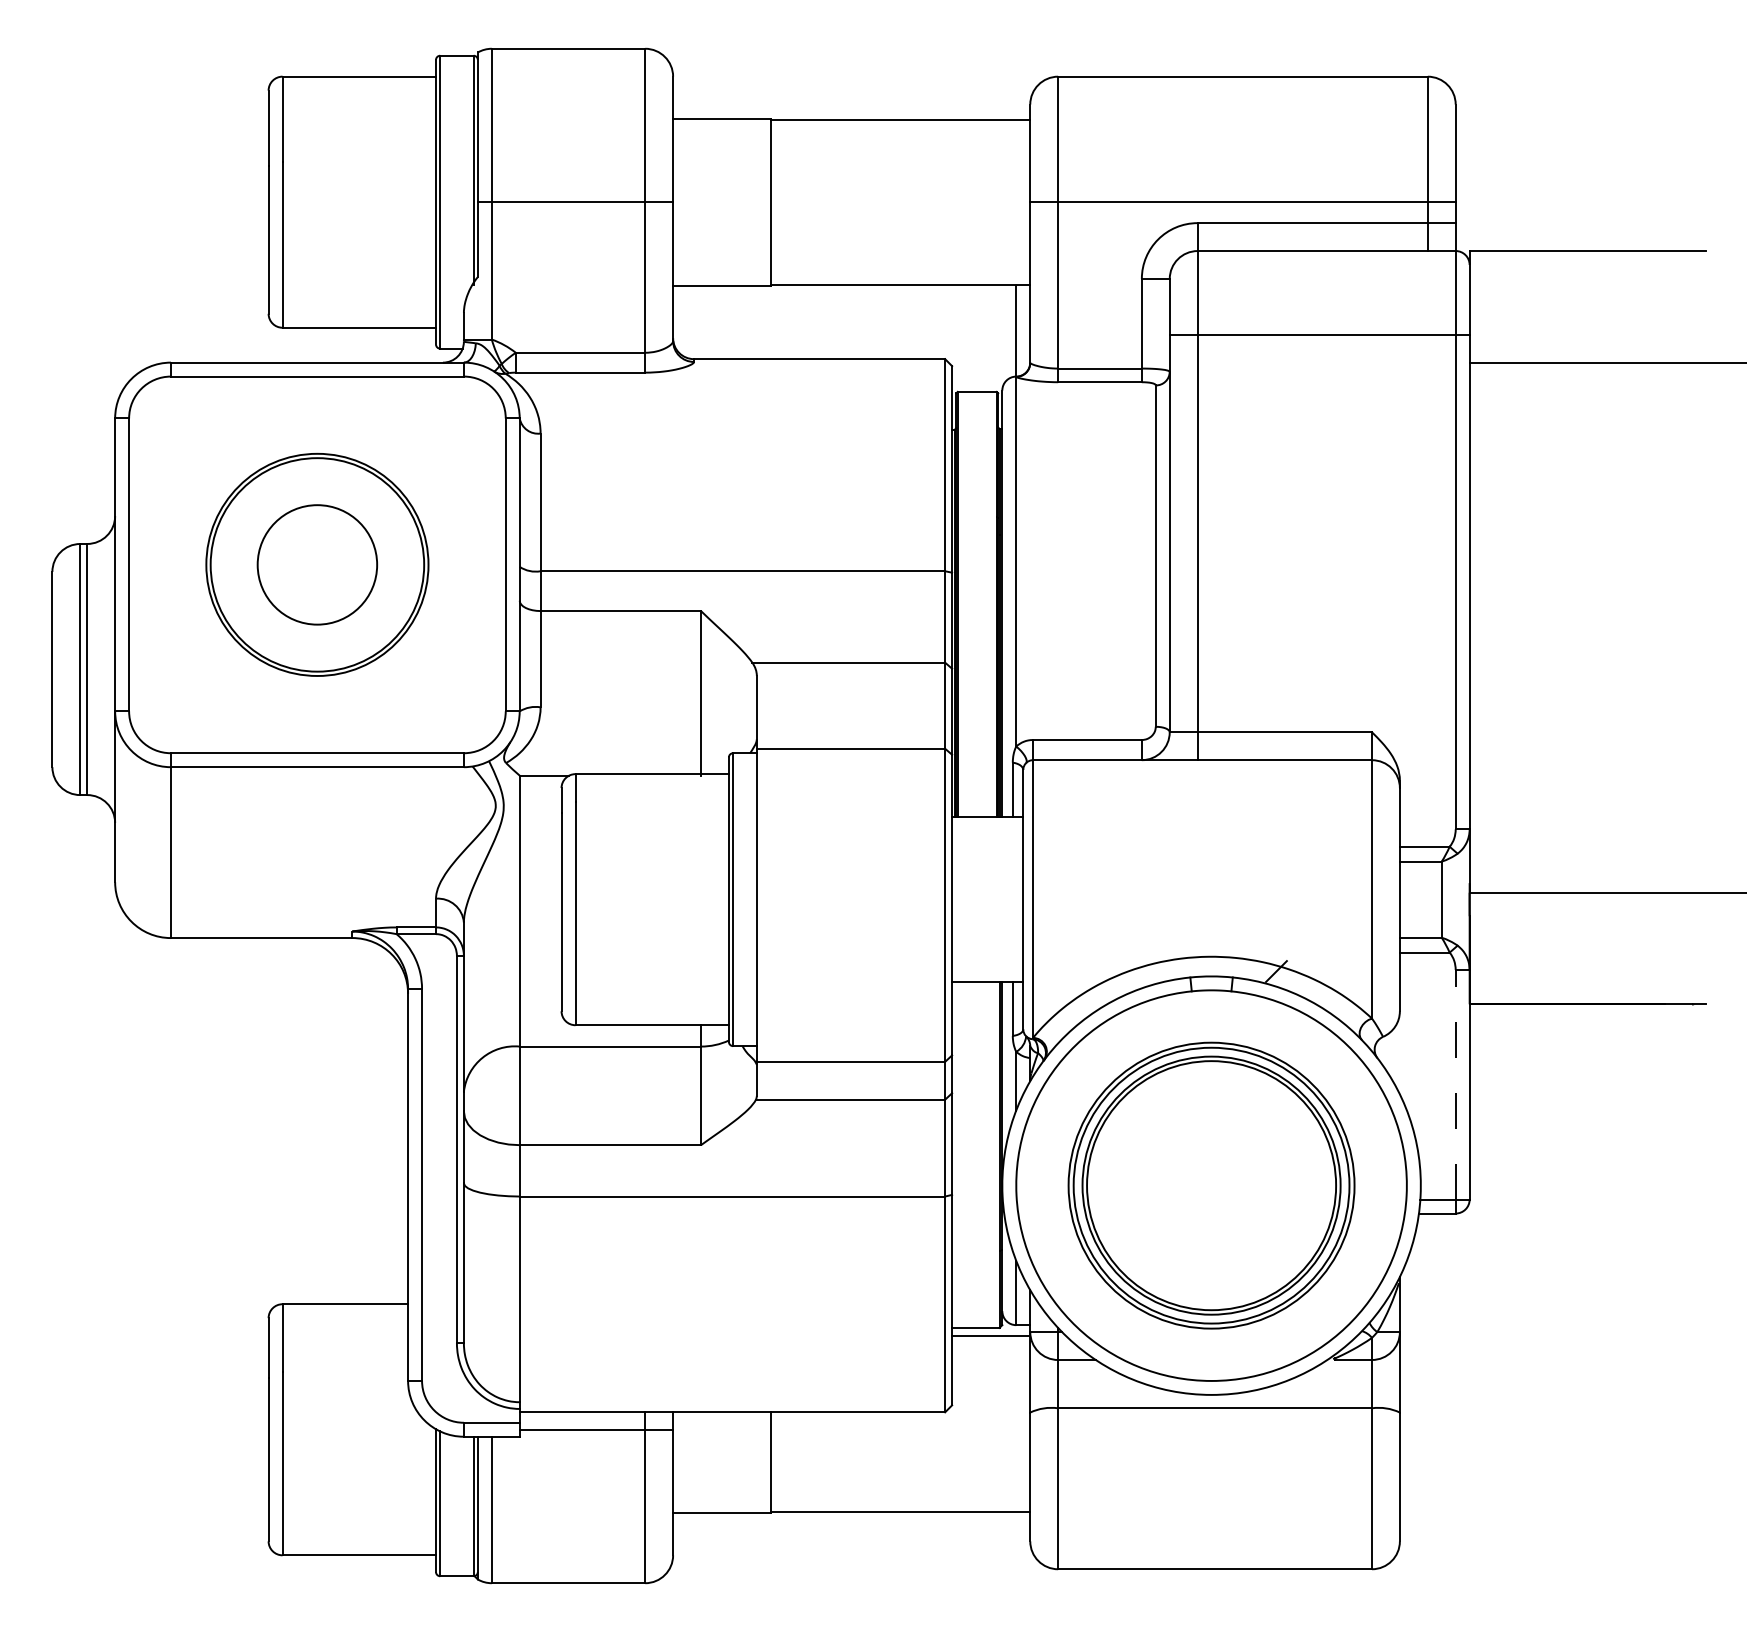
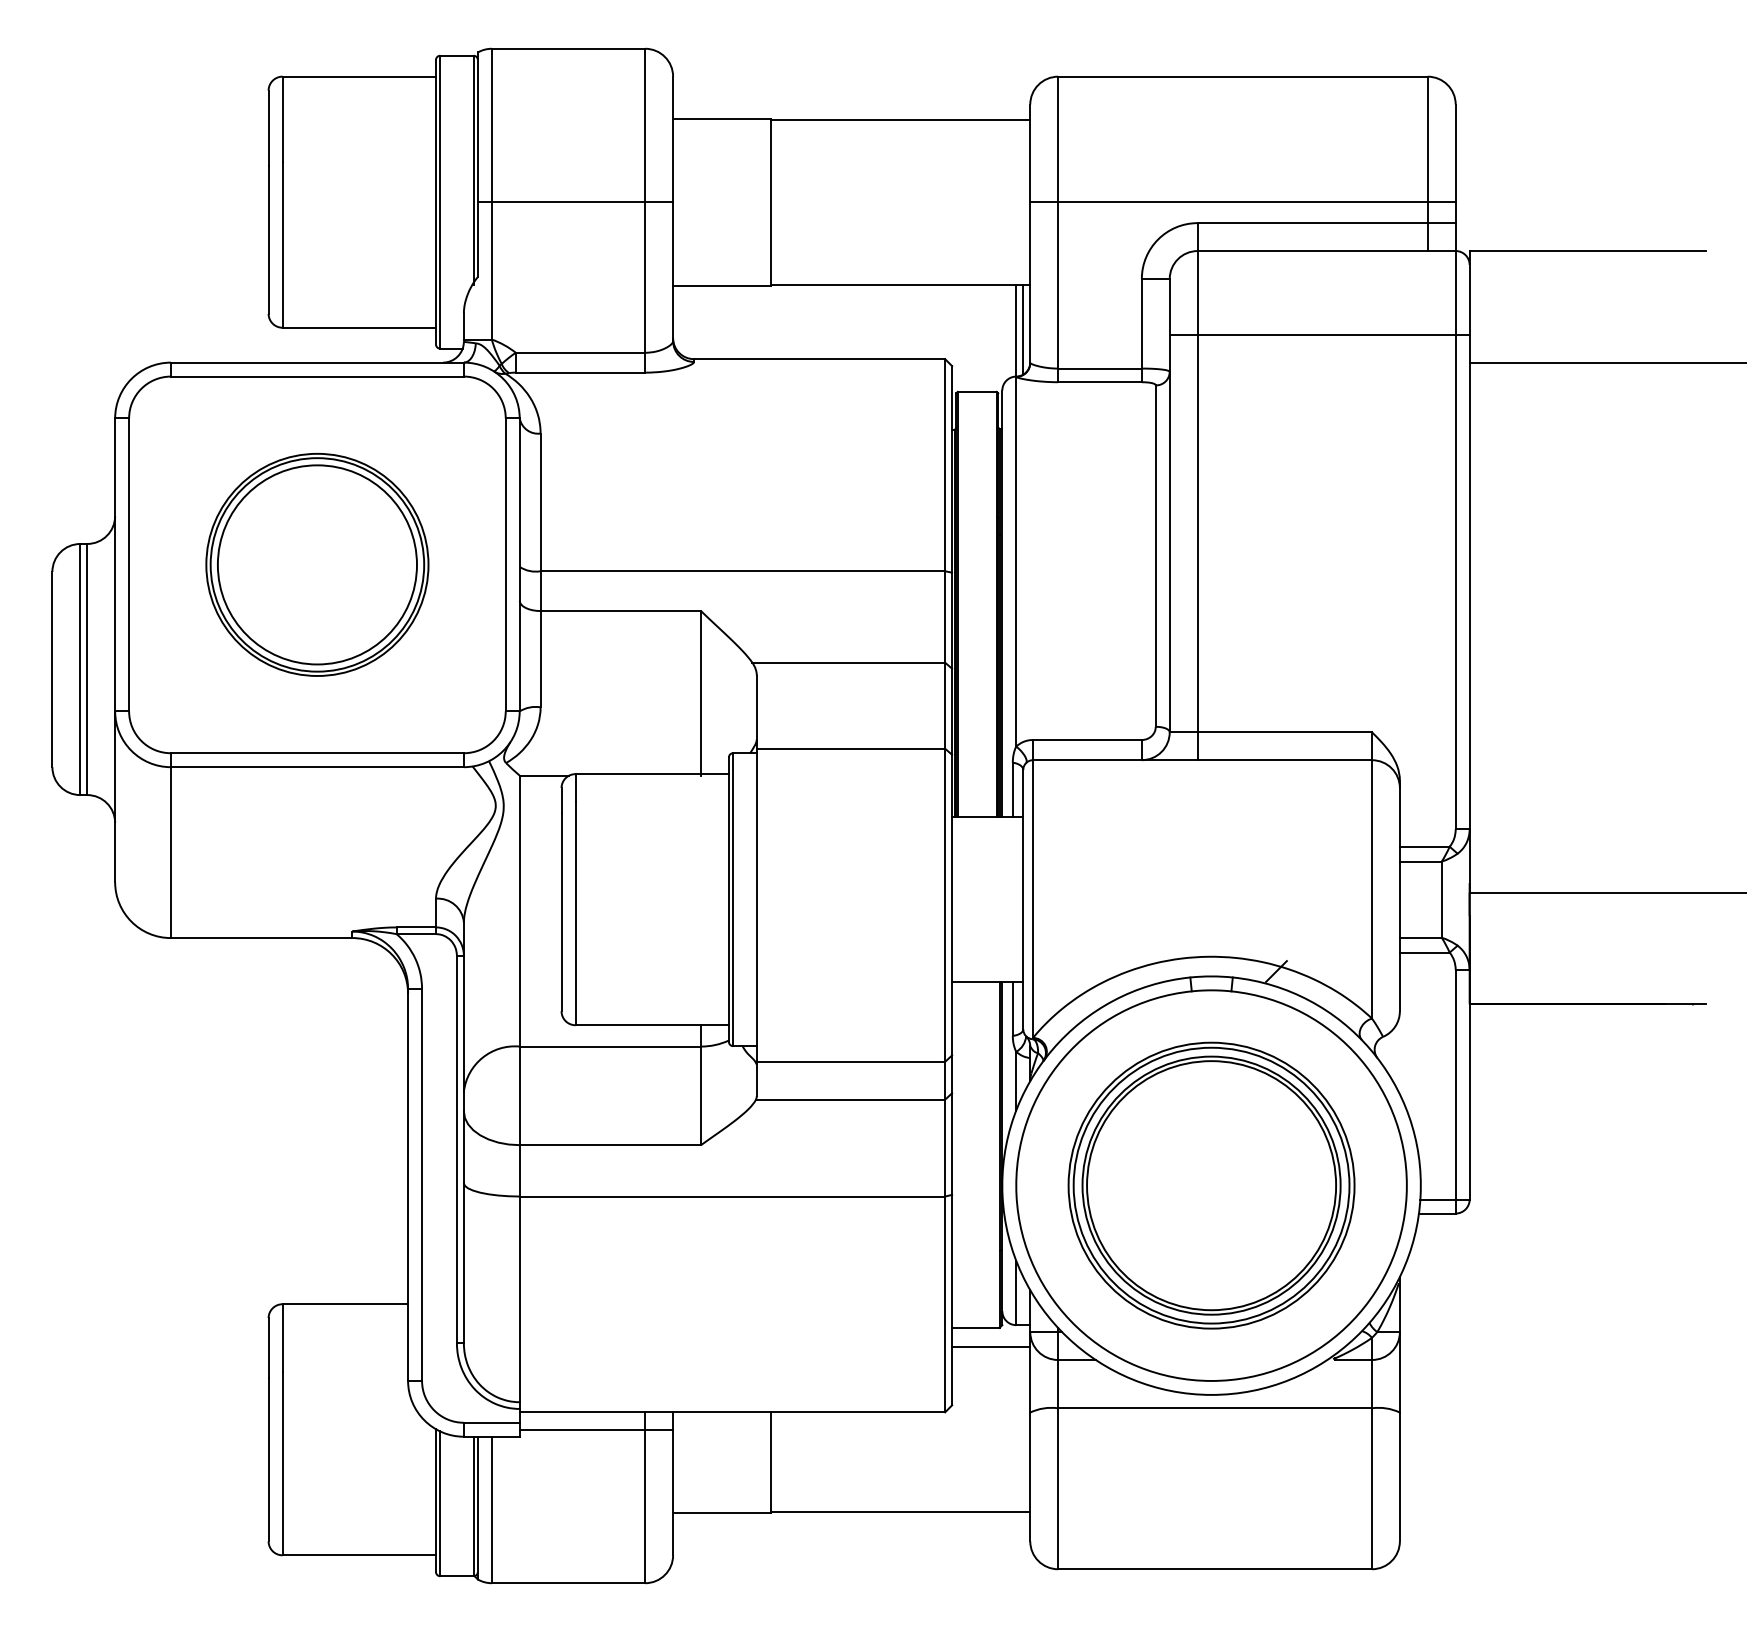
line: none -> present (1023, 329)
circle diameter: 119 px -> 199 px (316, 564)
line: dashed -> solid (1455, 1084)
line position: (991, 1336) -> (991, 1347) (991, 1347)
